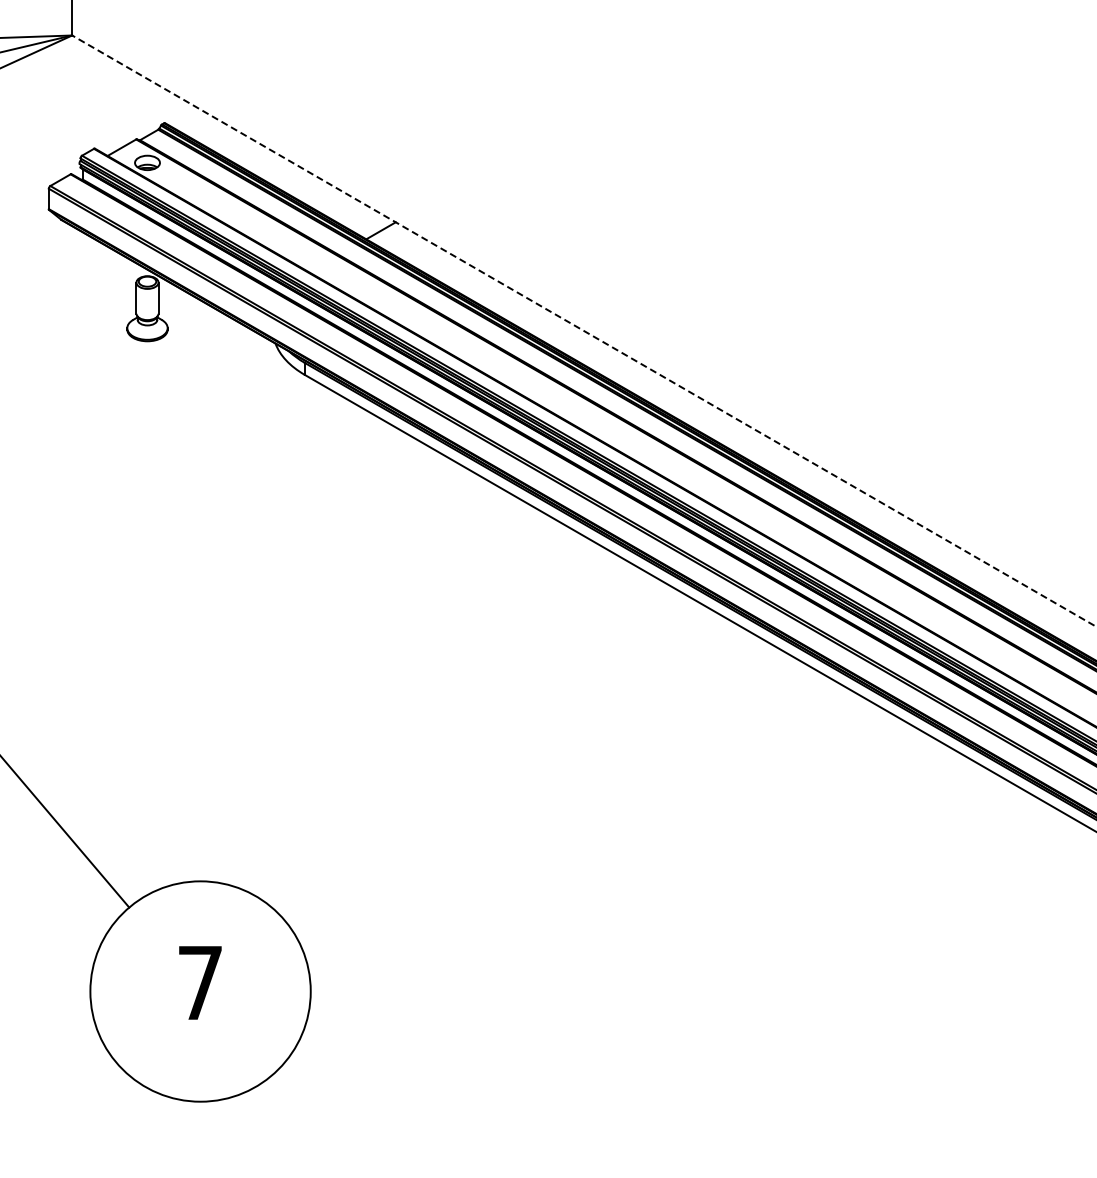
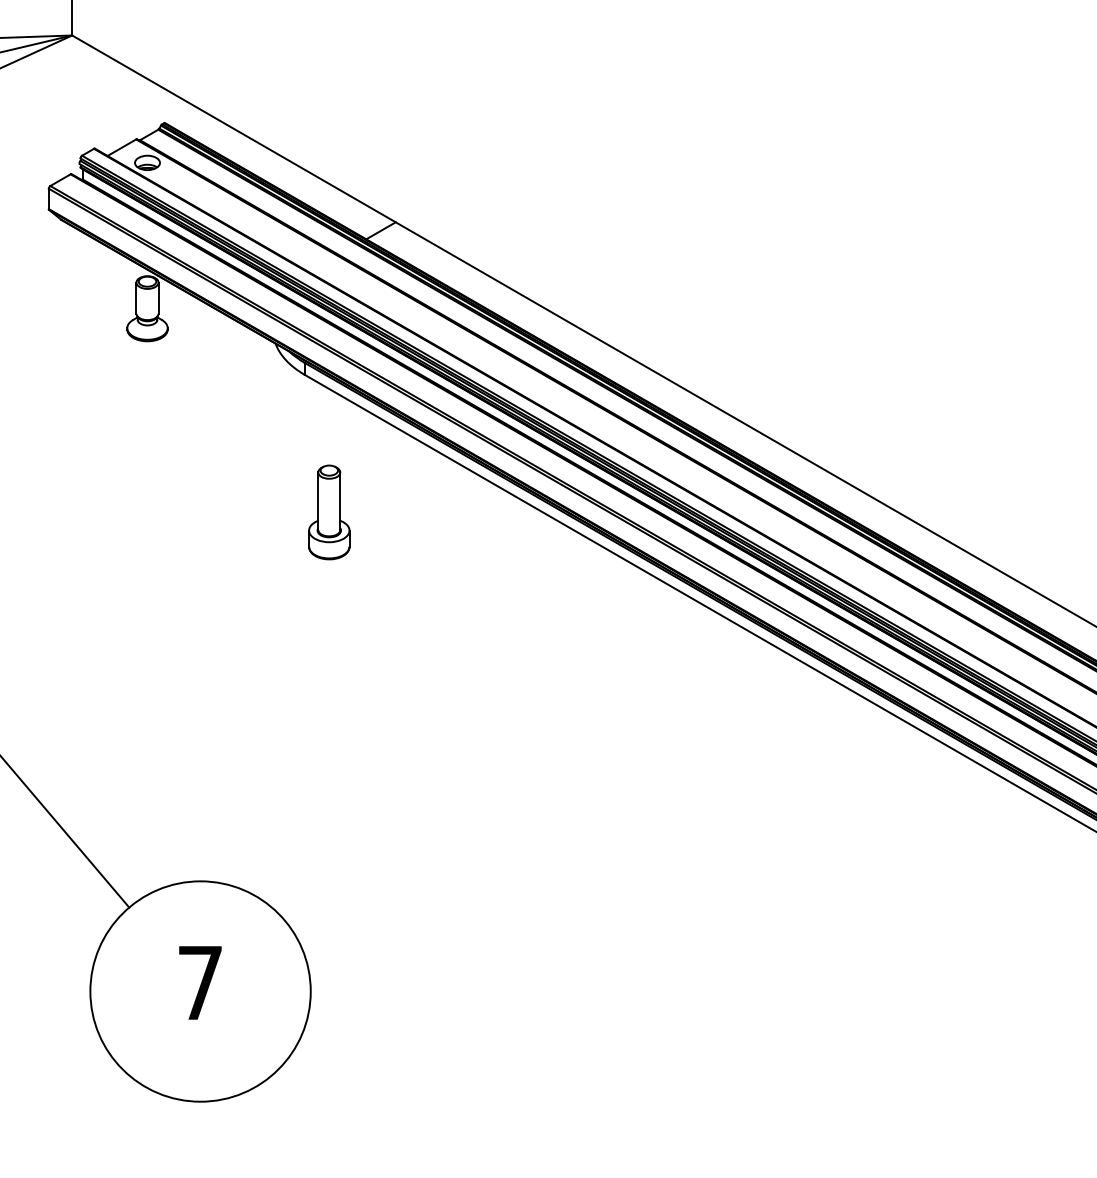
line: dashed -> solid (583, 330)
part: none -> present (329, 512)
